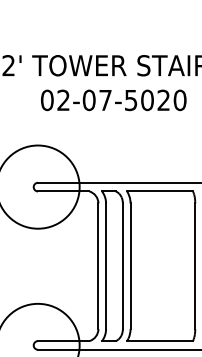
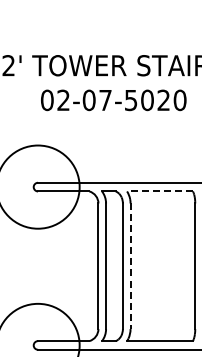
line: solid -> dashed (160, 191)
line: solid -> dashed (130, 266)
